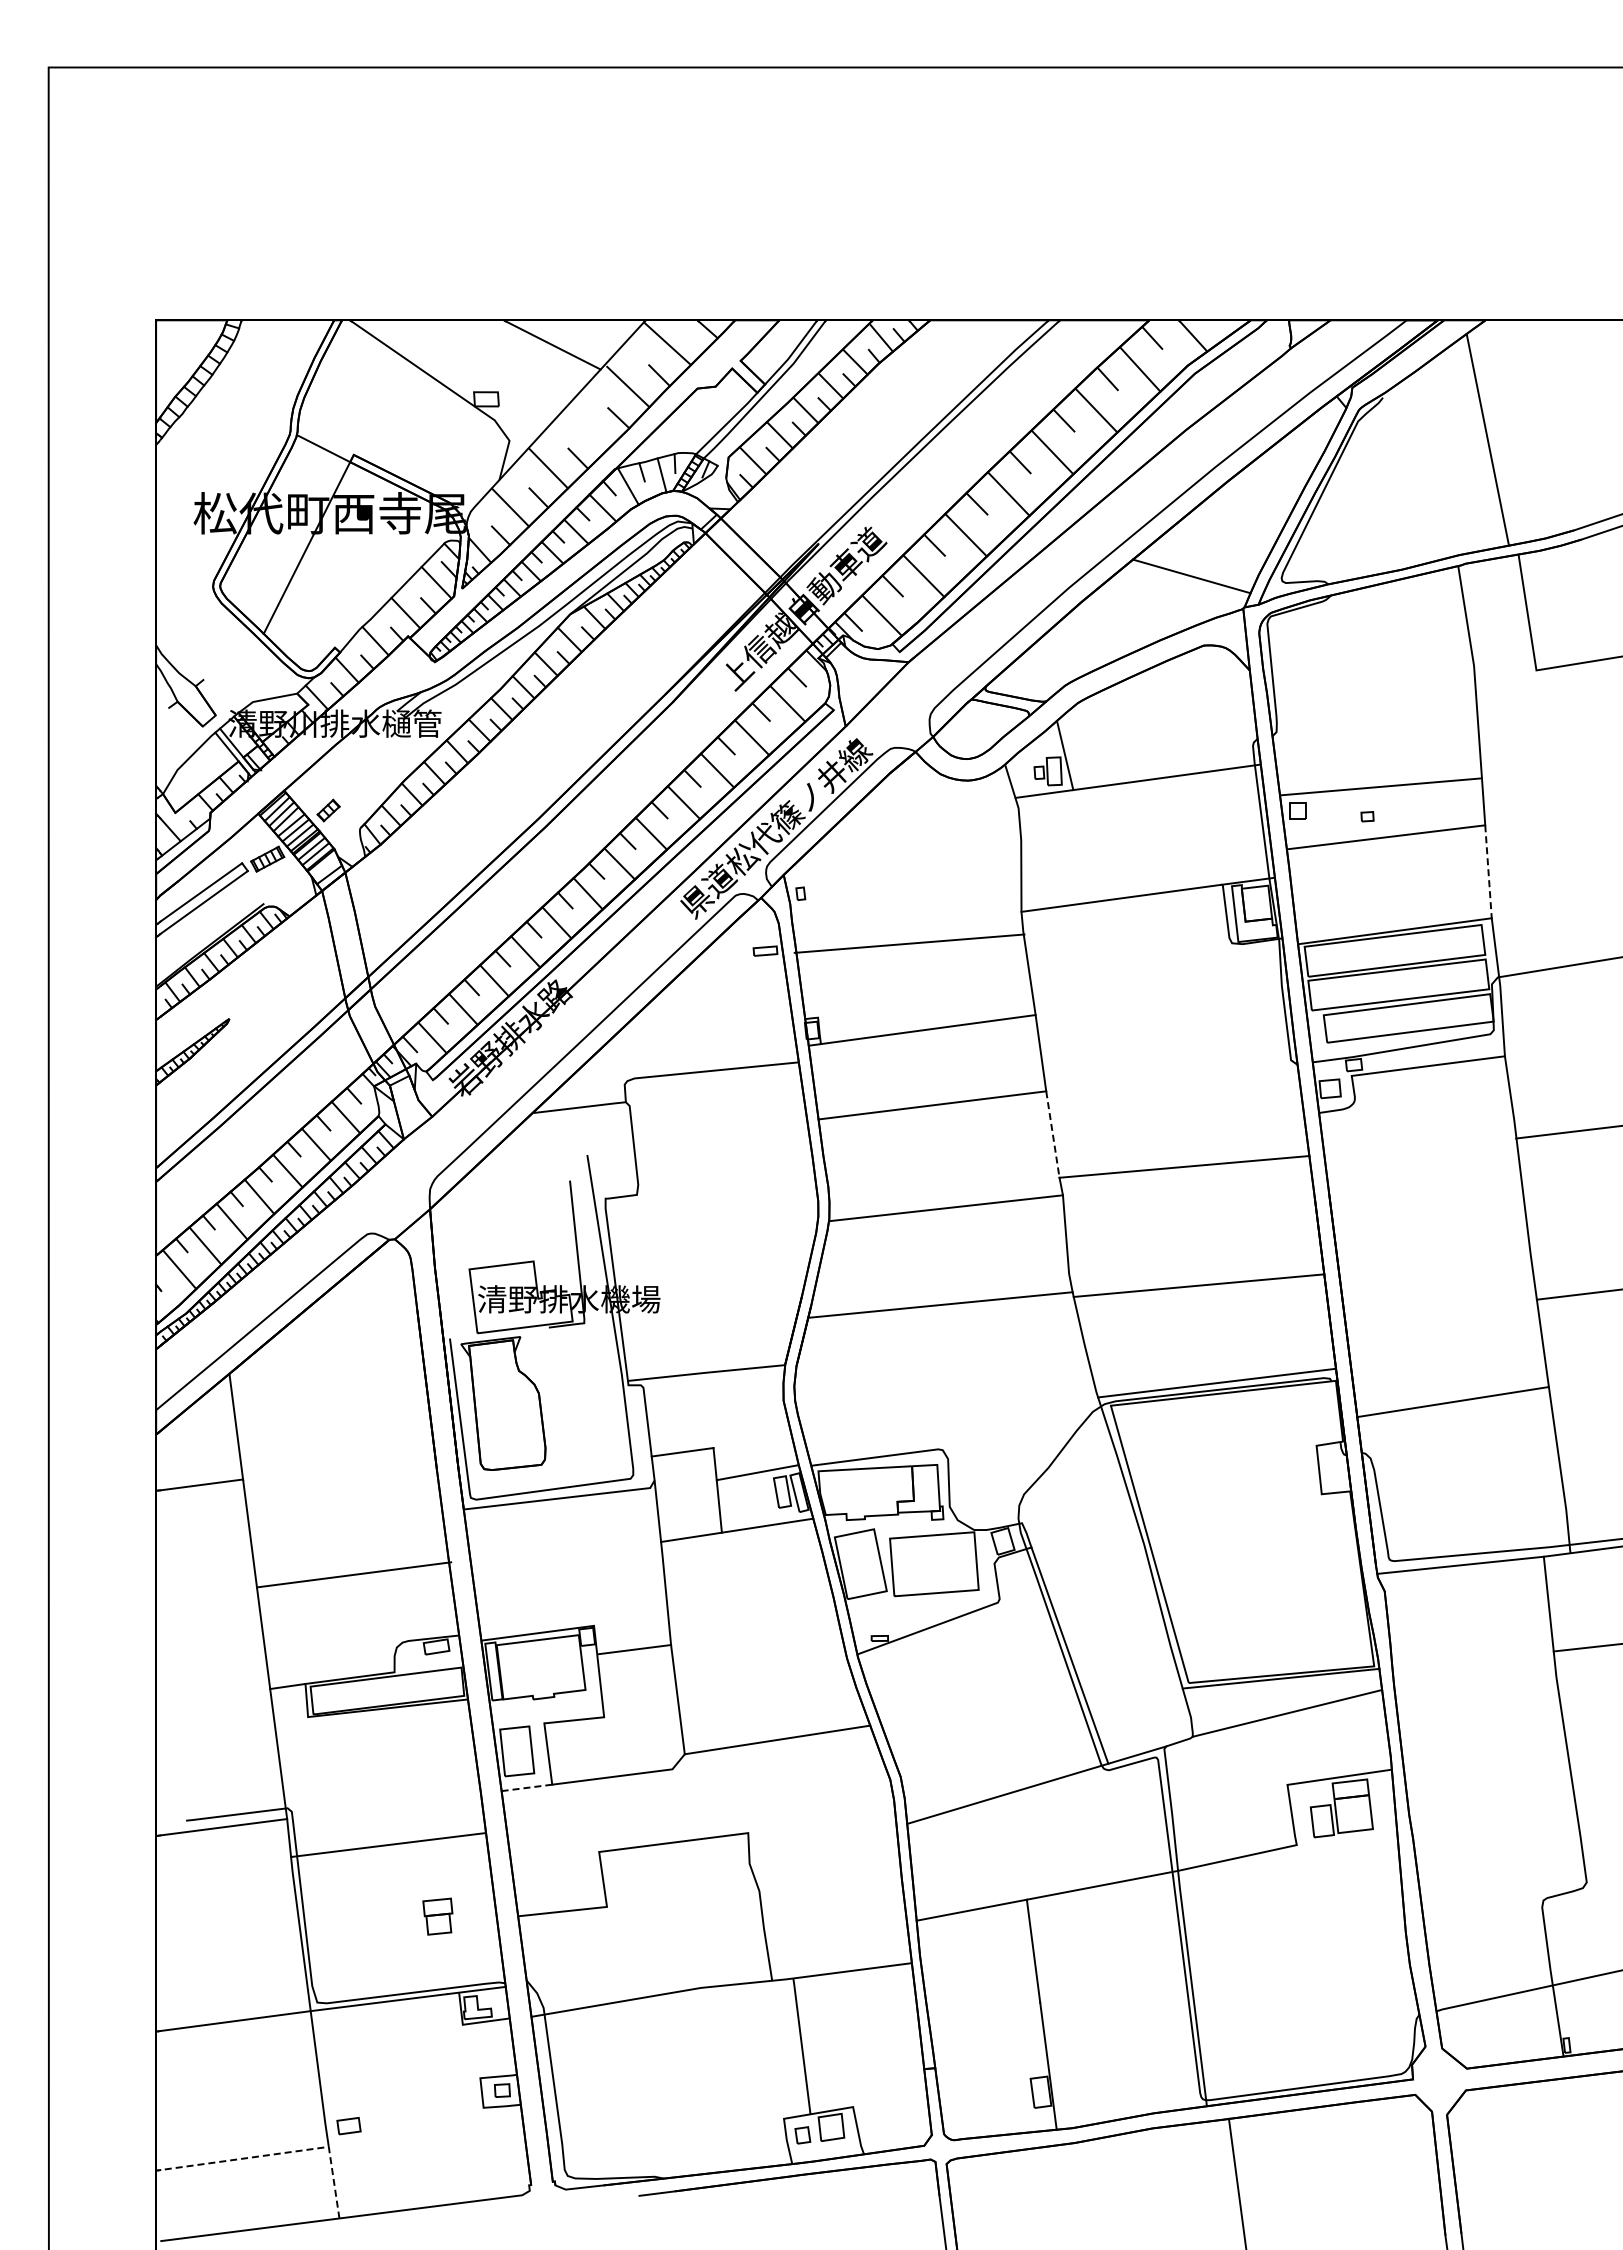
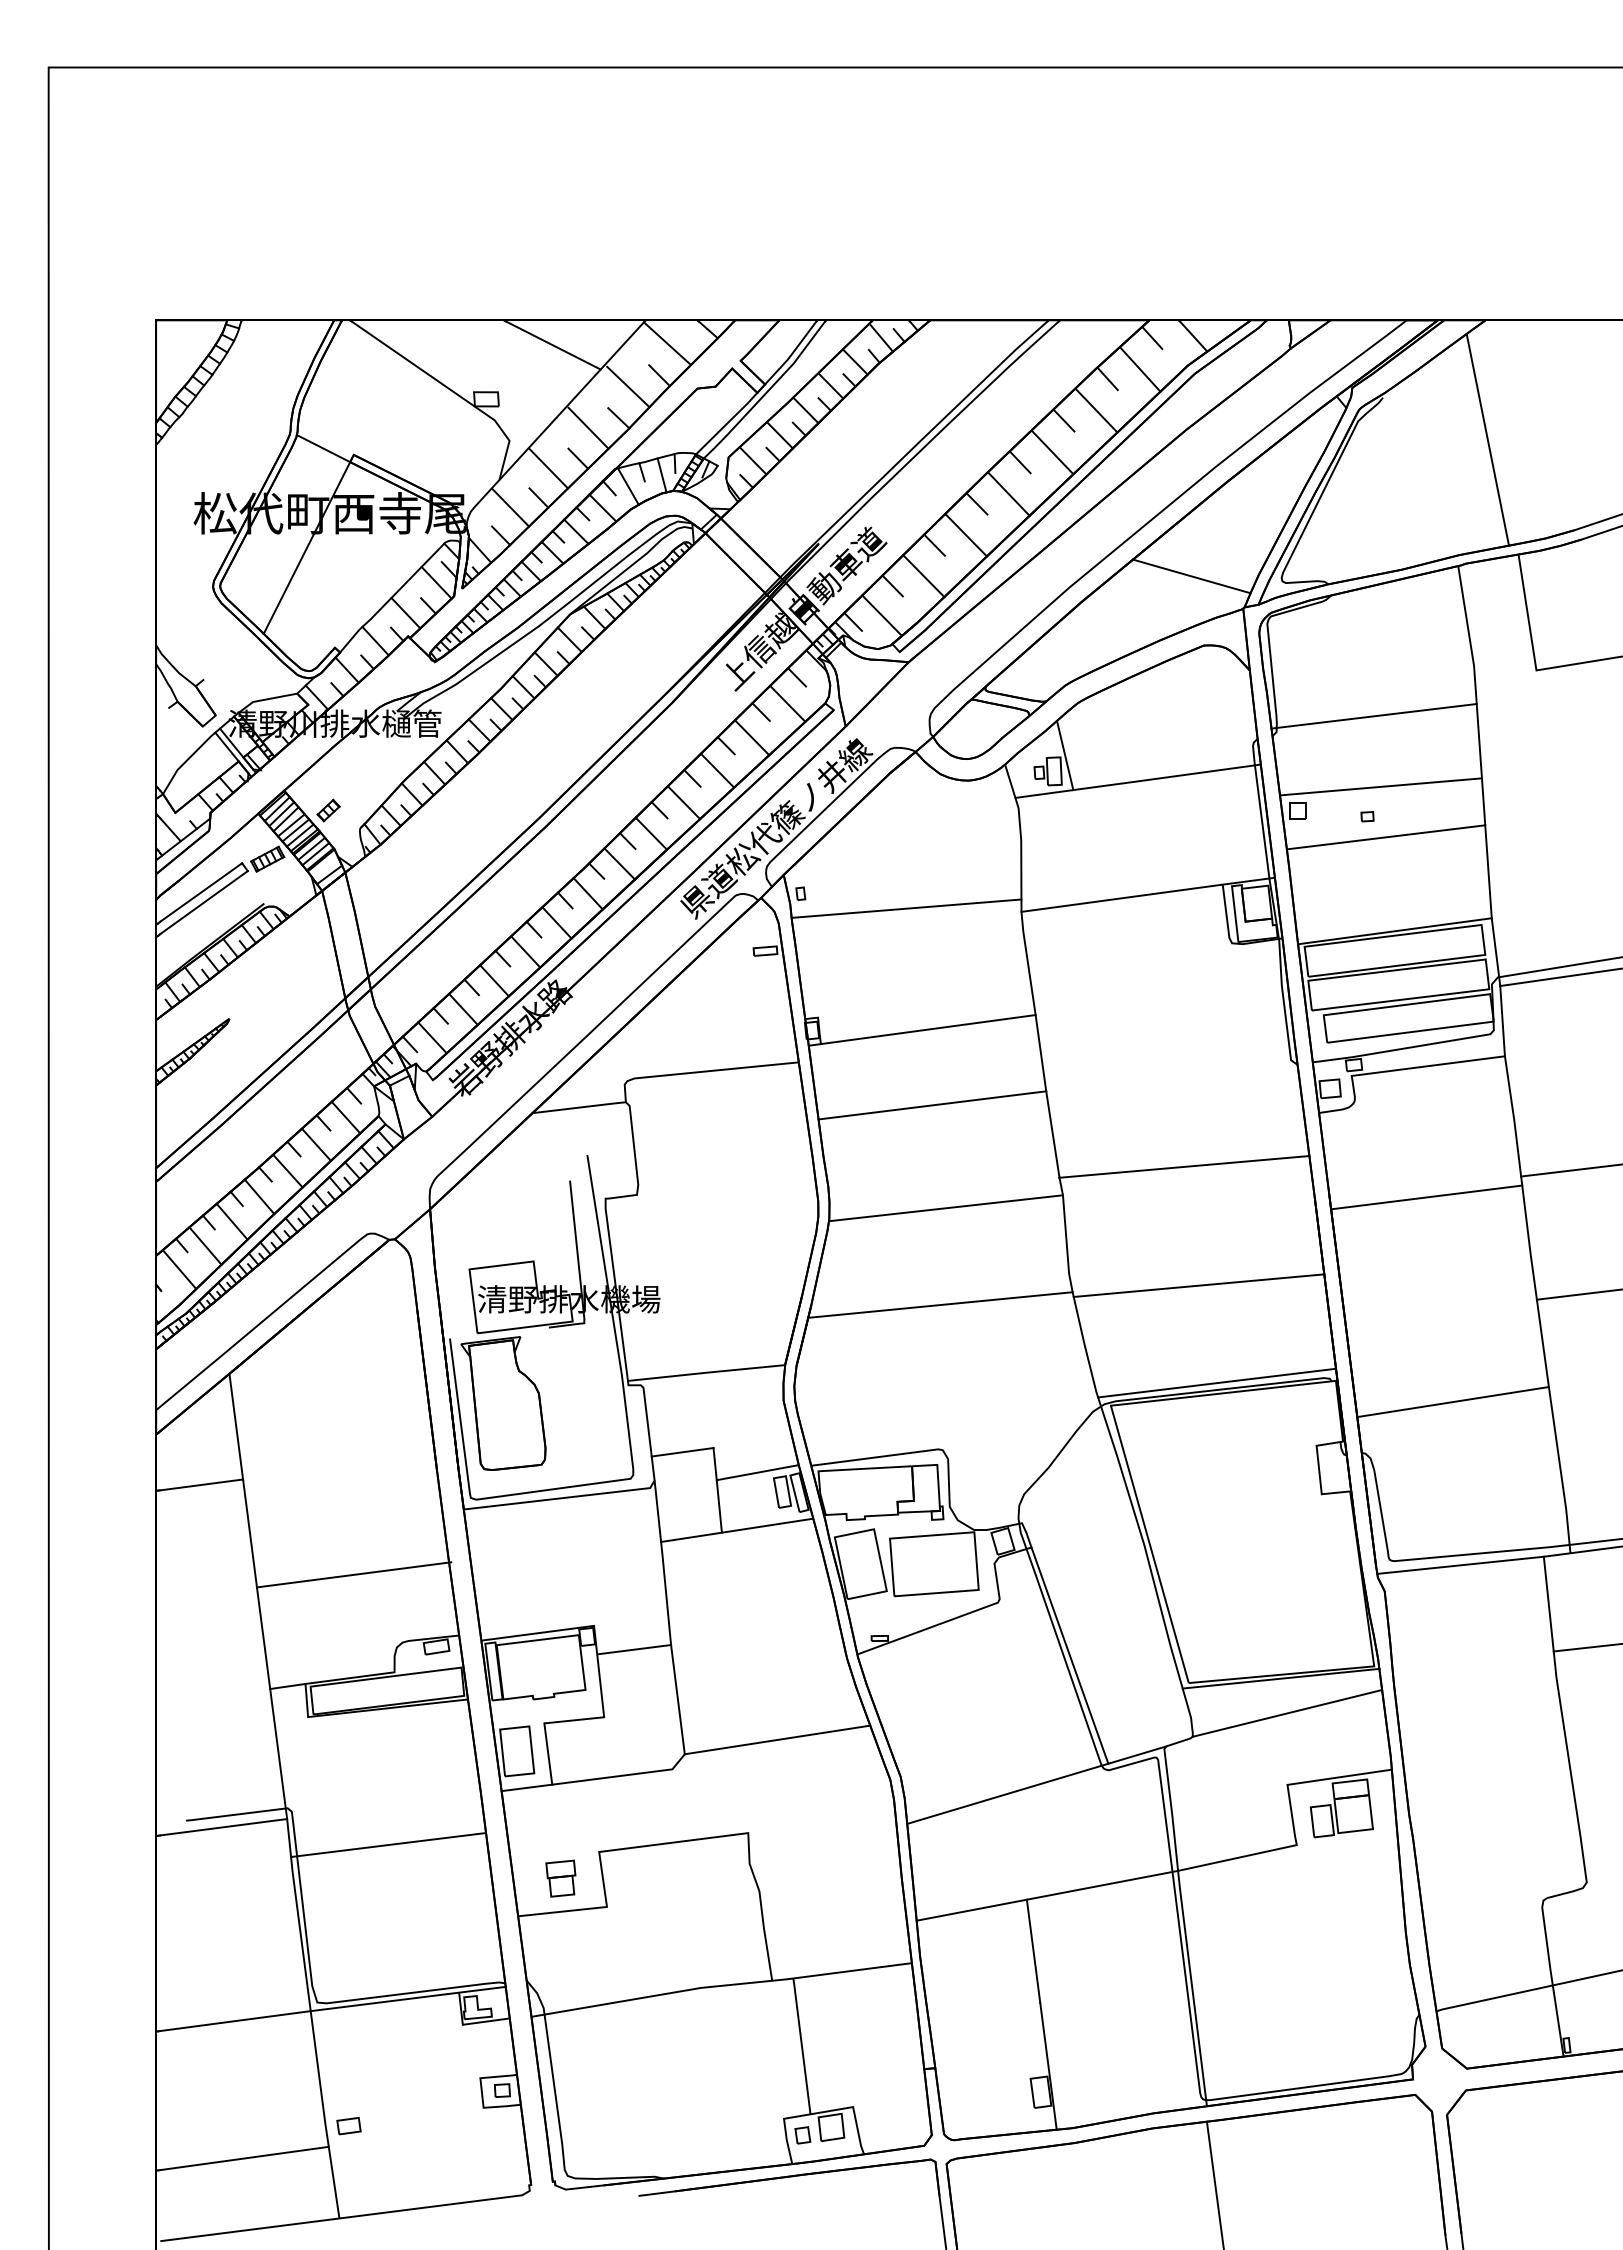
line: none -> present (588, 427)
line: none -> present (1373, 716)
line: dashed -> solid (1488, 871)
line position: (909, 943) -> (906, 908) (906, 908)
line: none -> present (1559, 977)
line position: (1567, 1132) -> (1570, 1170) (1570, 1170)
line: dashed -> solid (1052, 1134)
line: none -> present (1426, 1197)
line: dashed -> solid (526, 1787)
part position: (437, 1916) -> (560, 1878) (560, 1878)
line: dashed -> solid (280, 2153)
line position: (1236, 2182) -> (1214, 2183) (1214, 2183)
